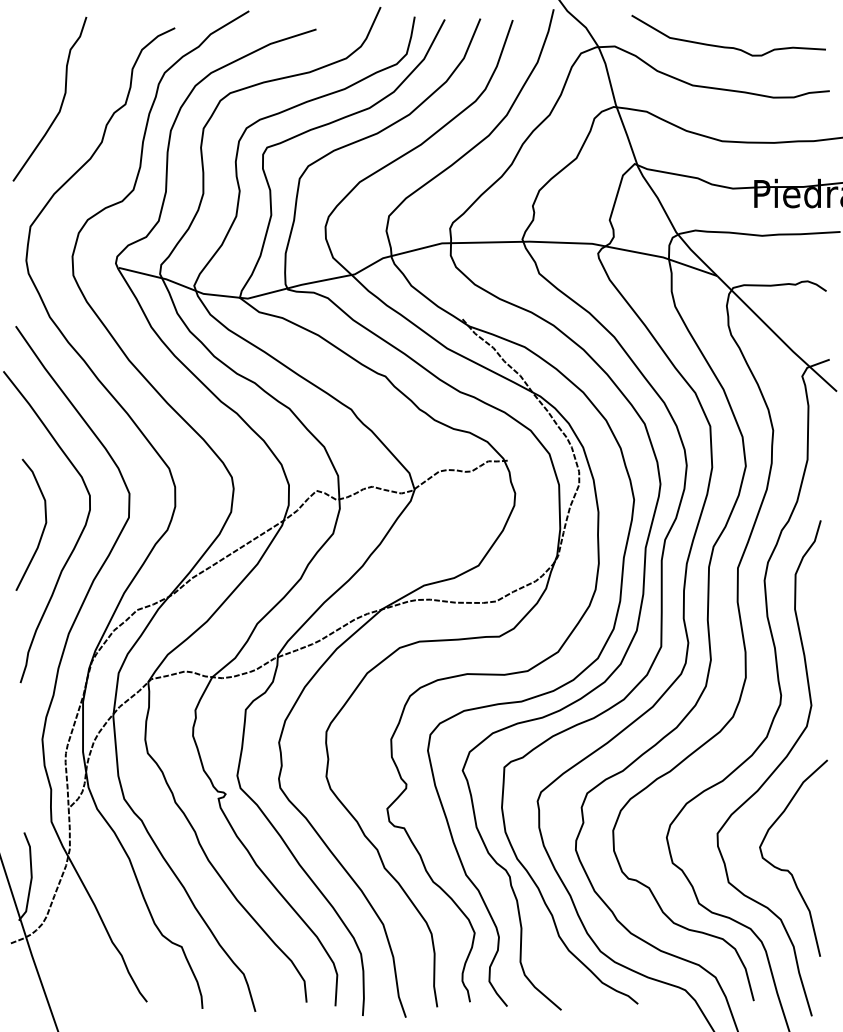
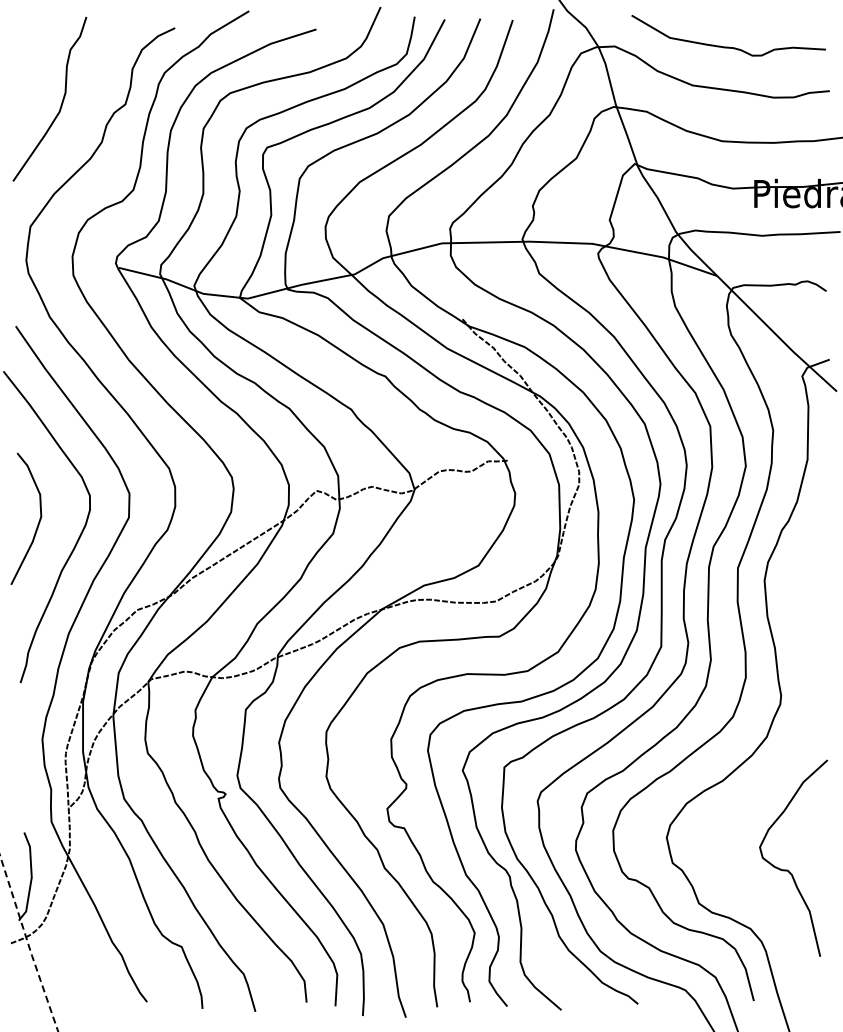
curve position: (43, 527) -> (38, 521) (38, 521)
curve: present -> none (772, 771)
line: solid -> dashed (28, 944)
